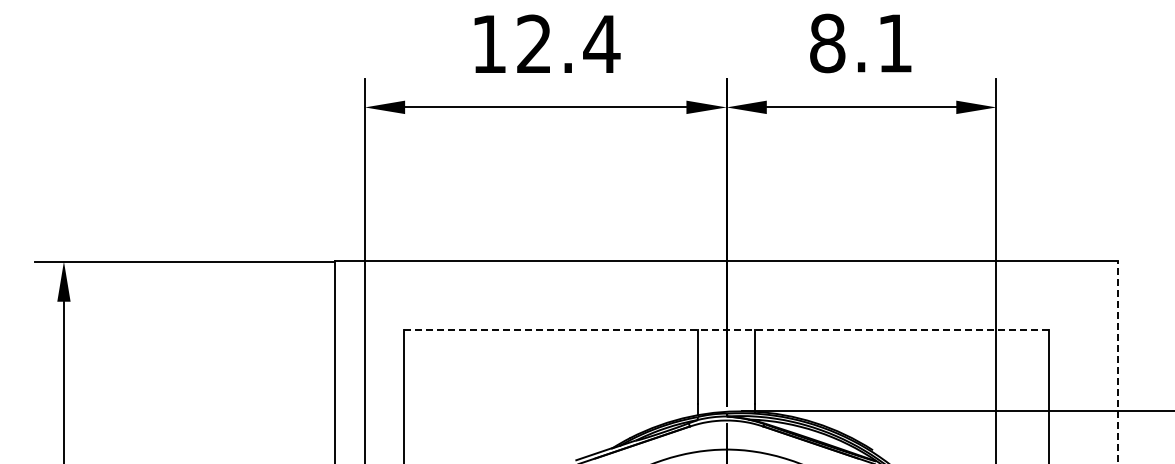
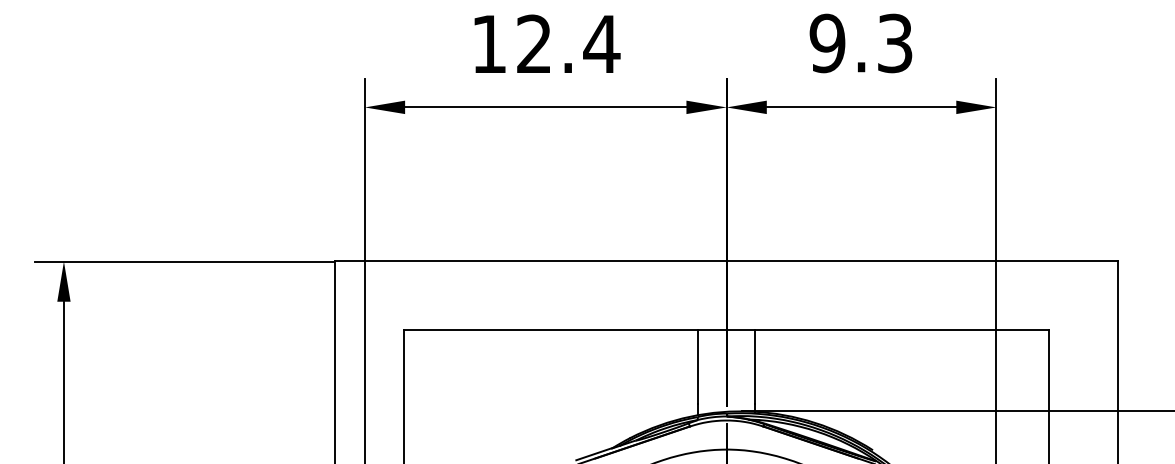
text: 8.1 -> 9.3 (860, 43)
line: dashed -> solid (726, 330)
line: dashed -> solid (1118, 362)
